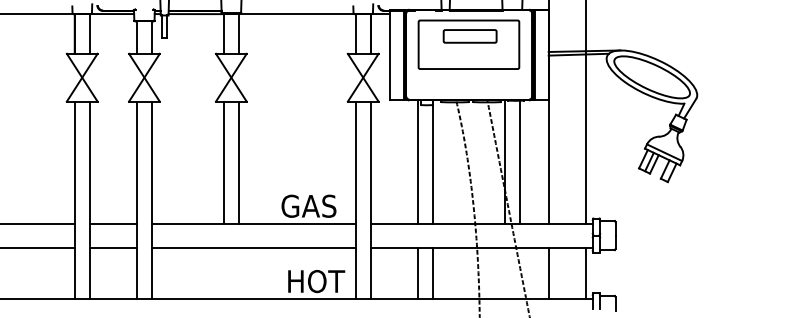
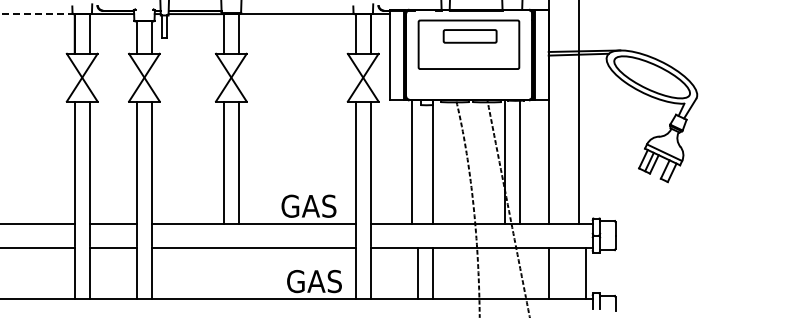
line: solid -> dashed (37, 14)
line position: (586, 112) -> (579, 112) (579, 112)
line position: (417, 161) -> (411, 161) (411, 161)
text: HOT -> GAS (316, 281)
